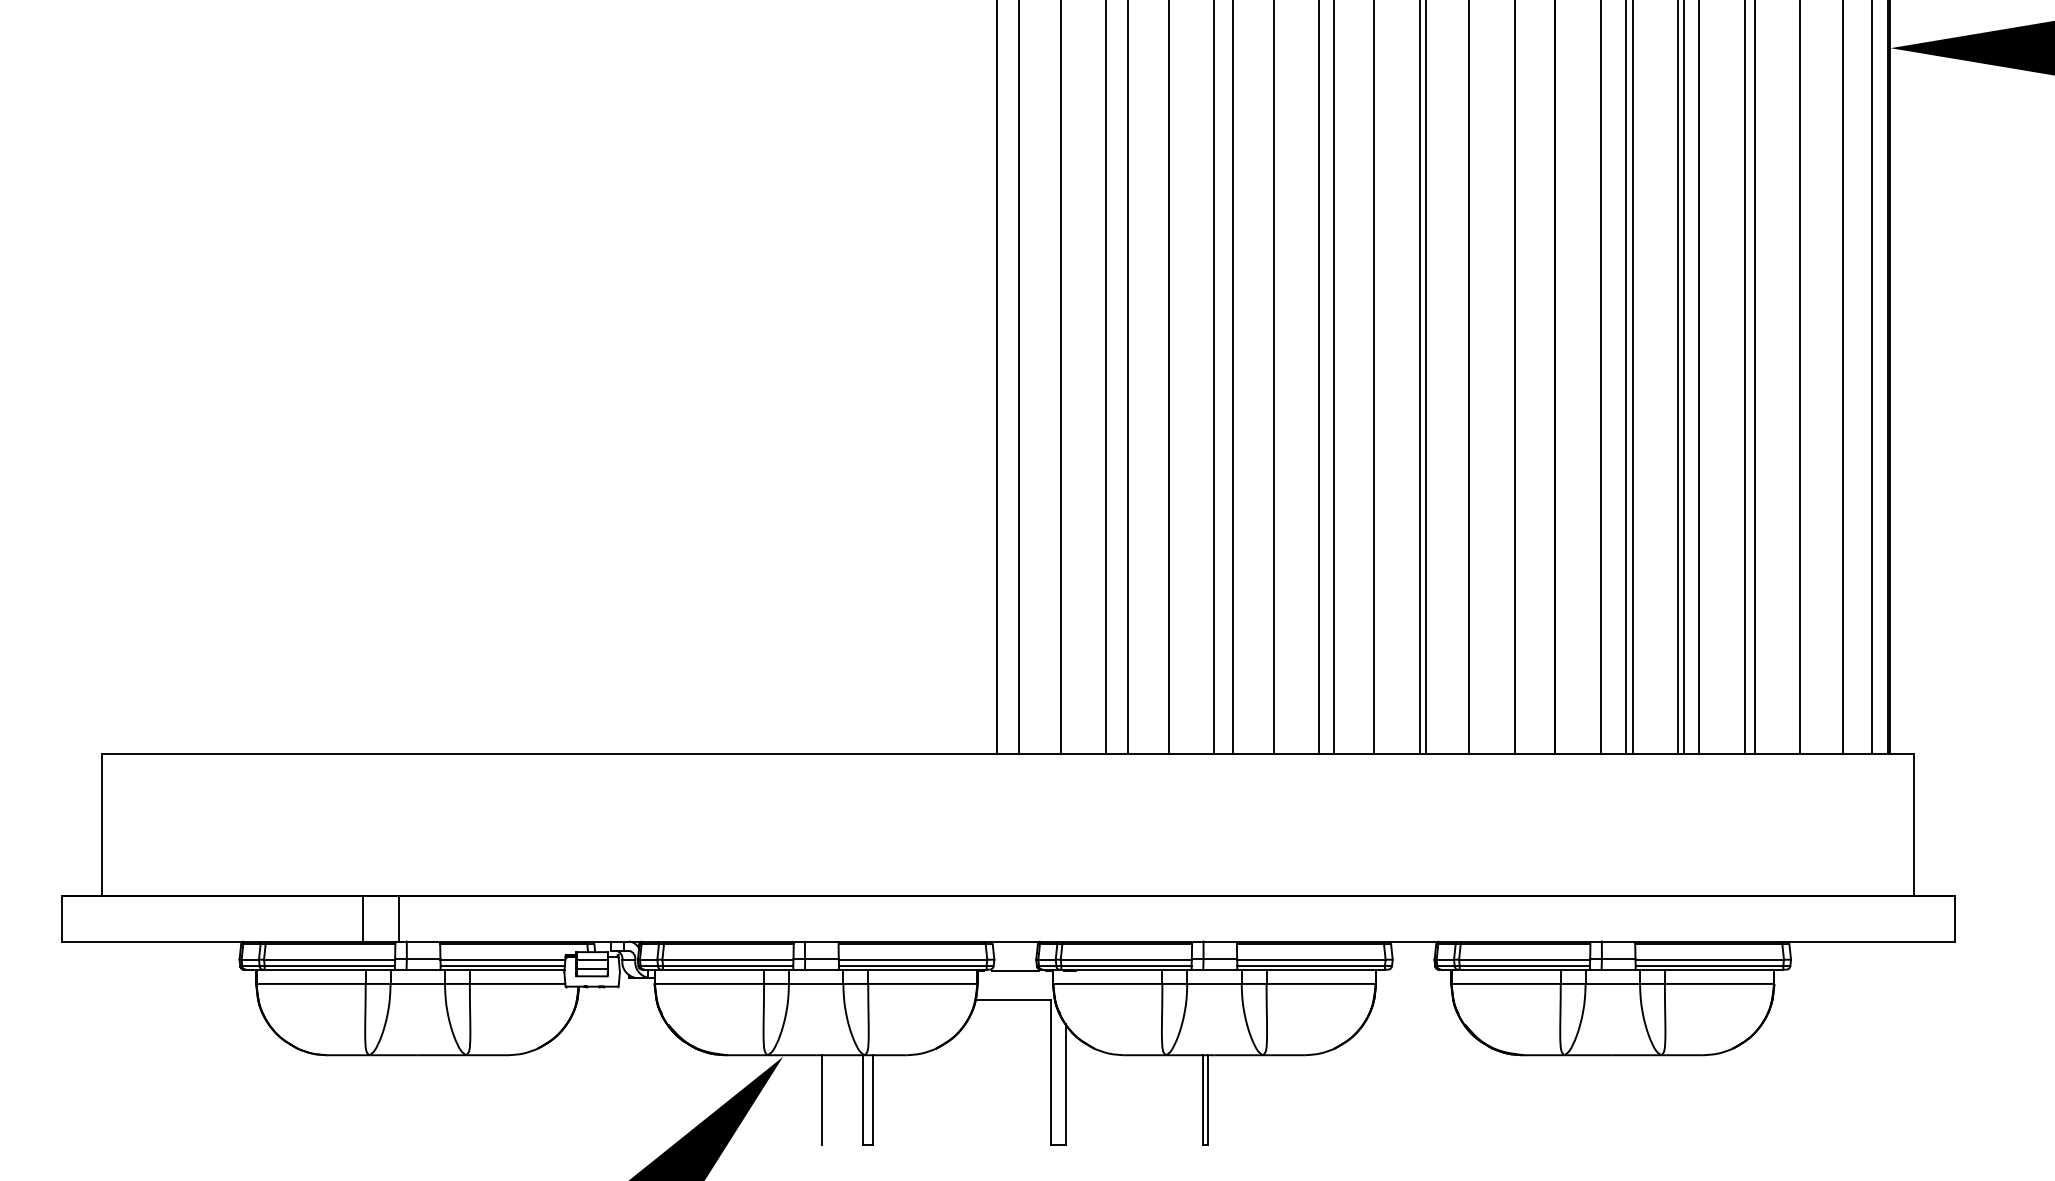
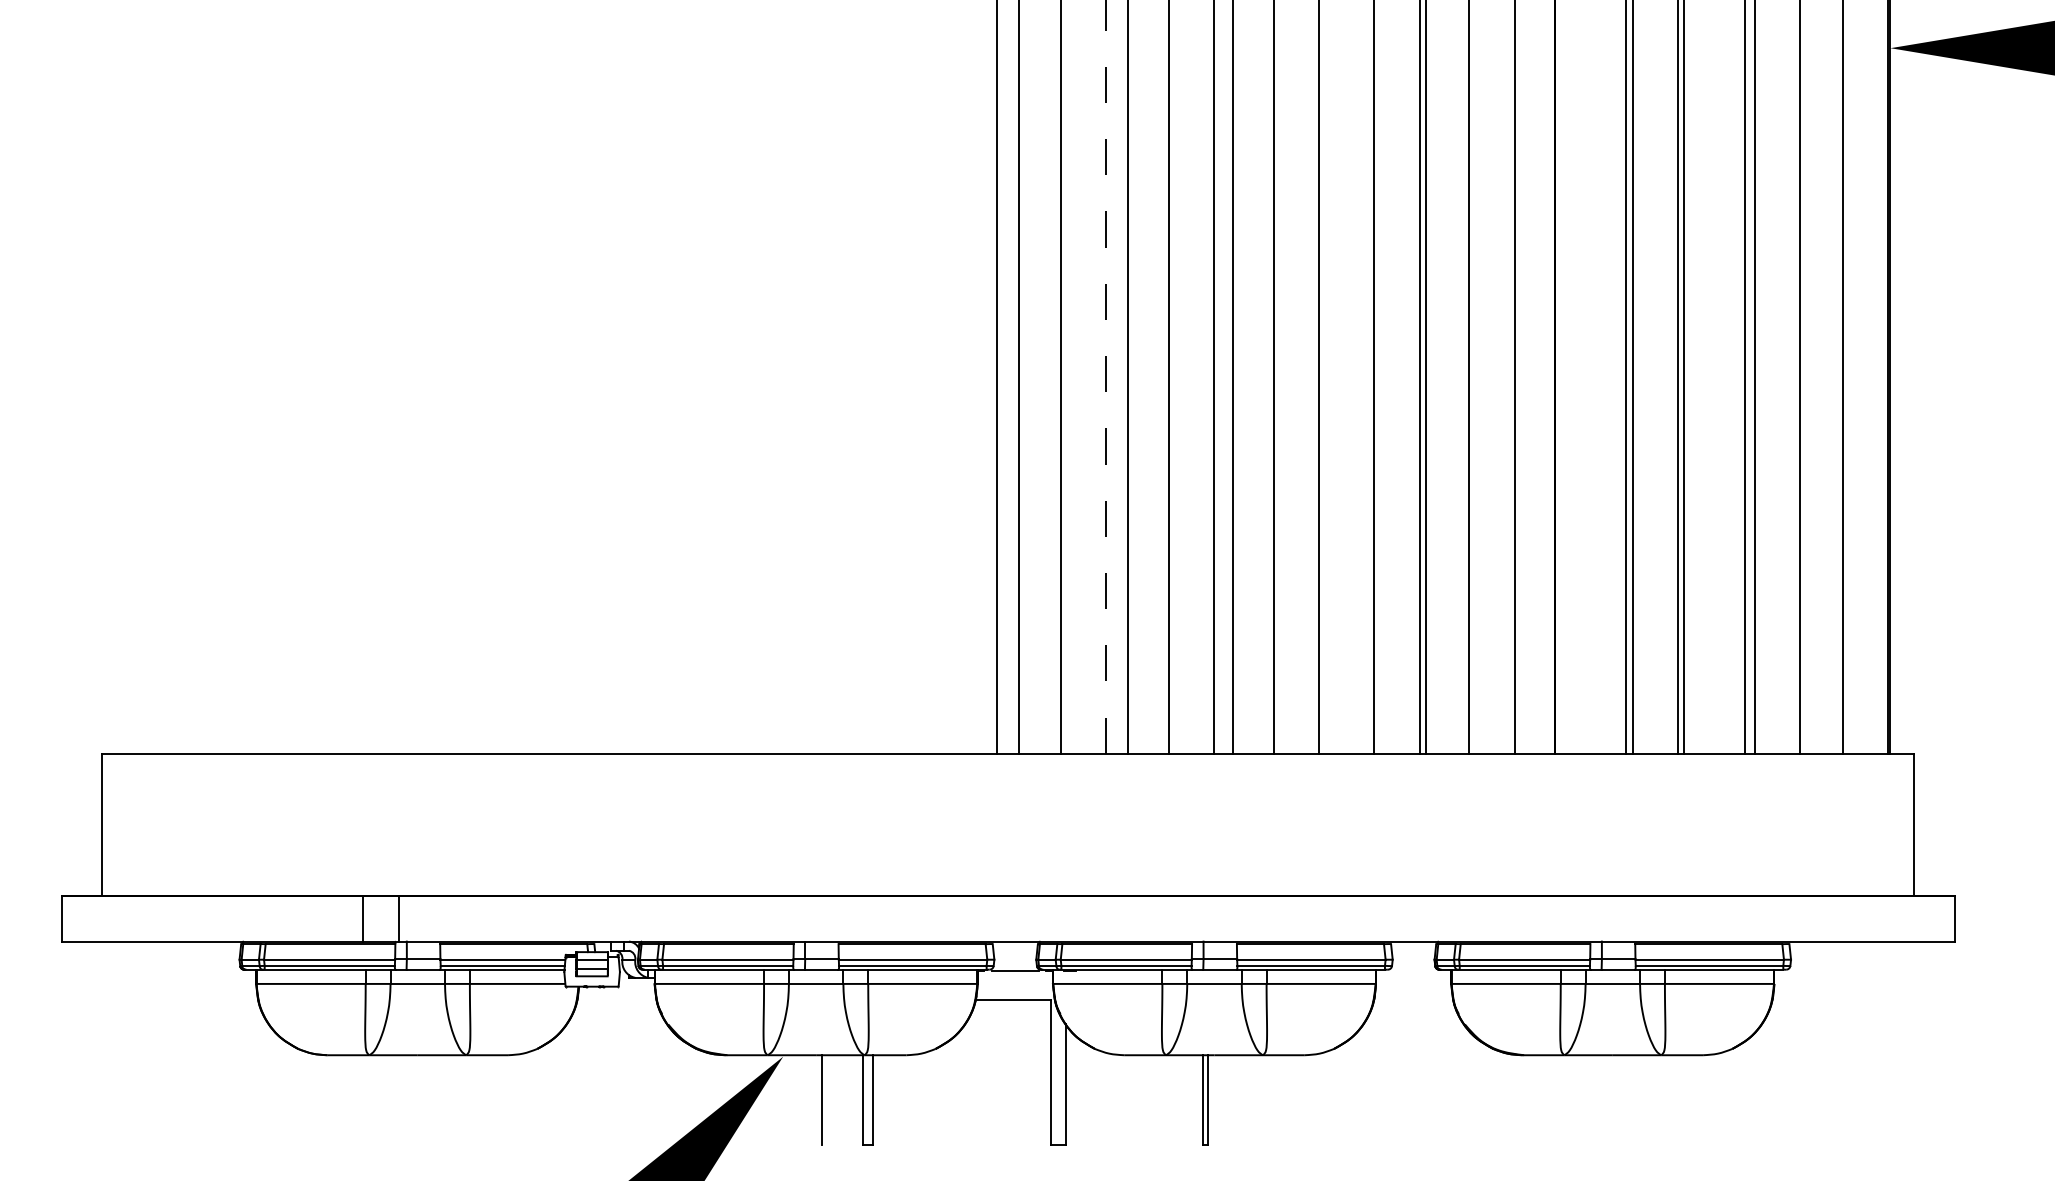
line: solid -> dashed (1106, 377)
line: present -> none (1333, 377)
line: present -> none (1601, 377)
line: present -> none (1699, 377)
line: present -> none (1872, 377)
